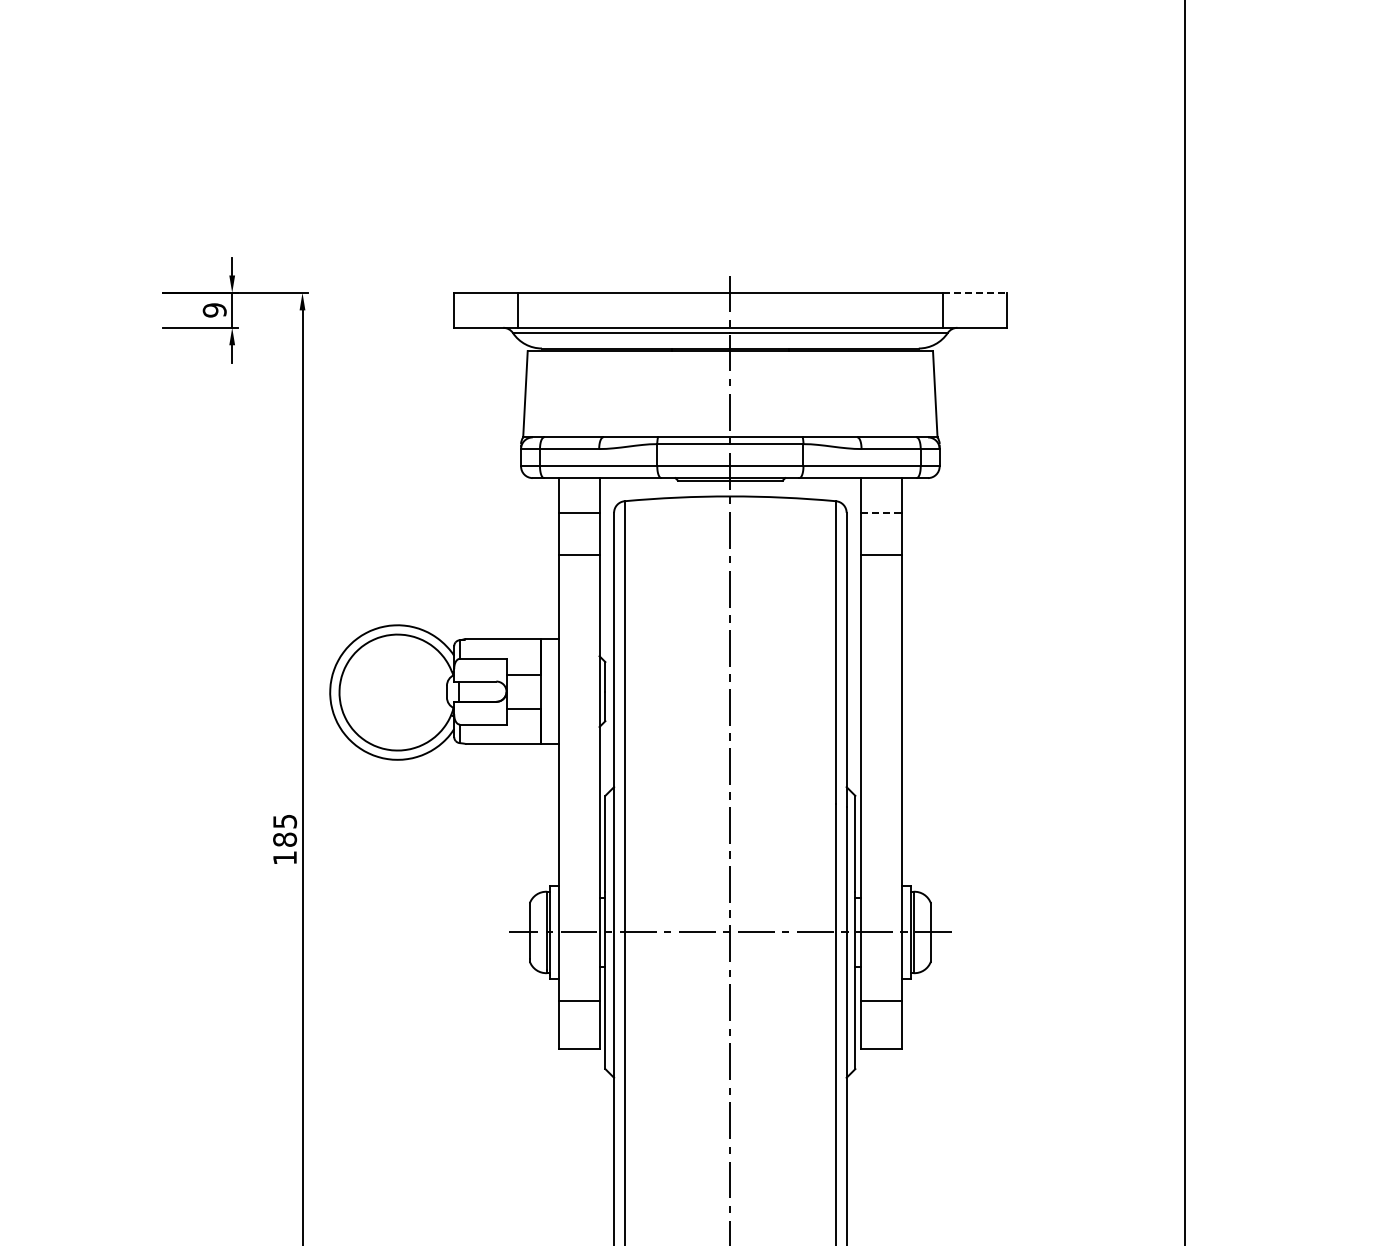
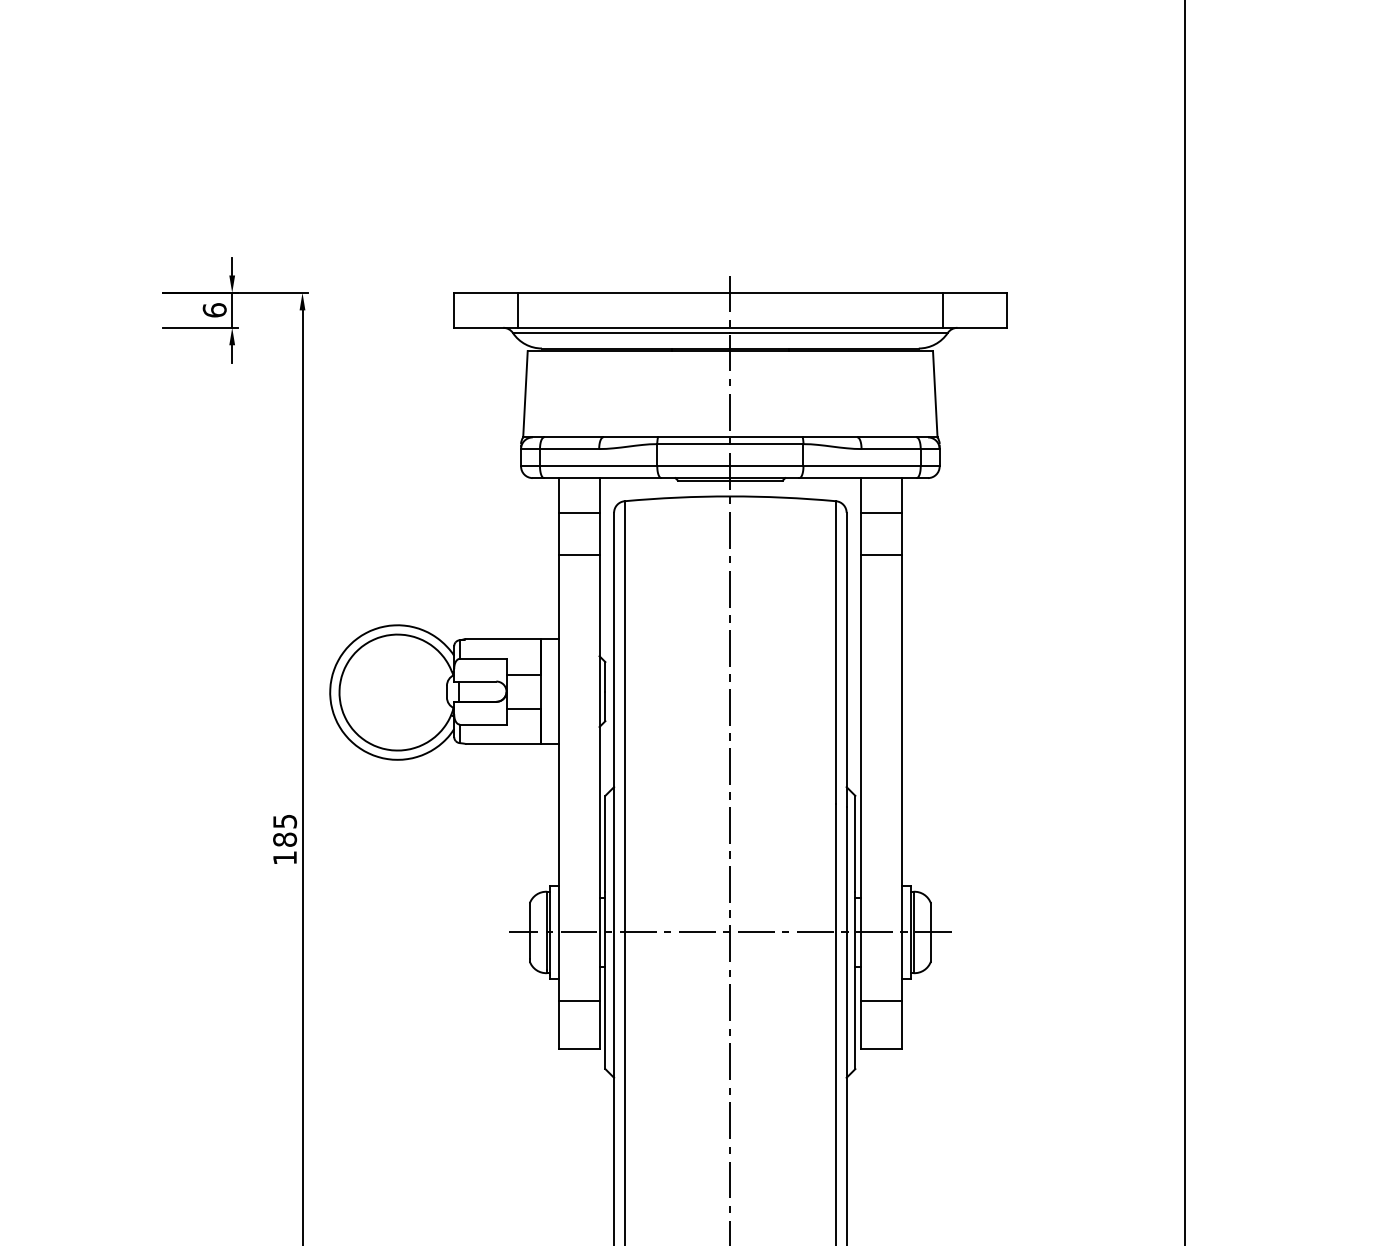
line: dashed -> solid (974, 292)
text: 9 -> 6 (214, 310)
line: dashed -> solid (882, 513)
